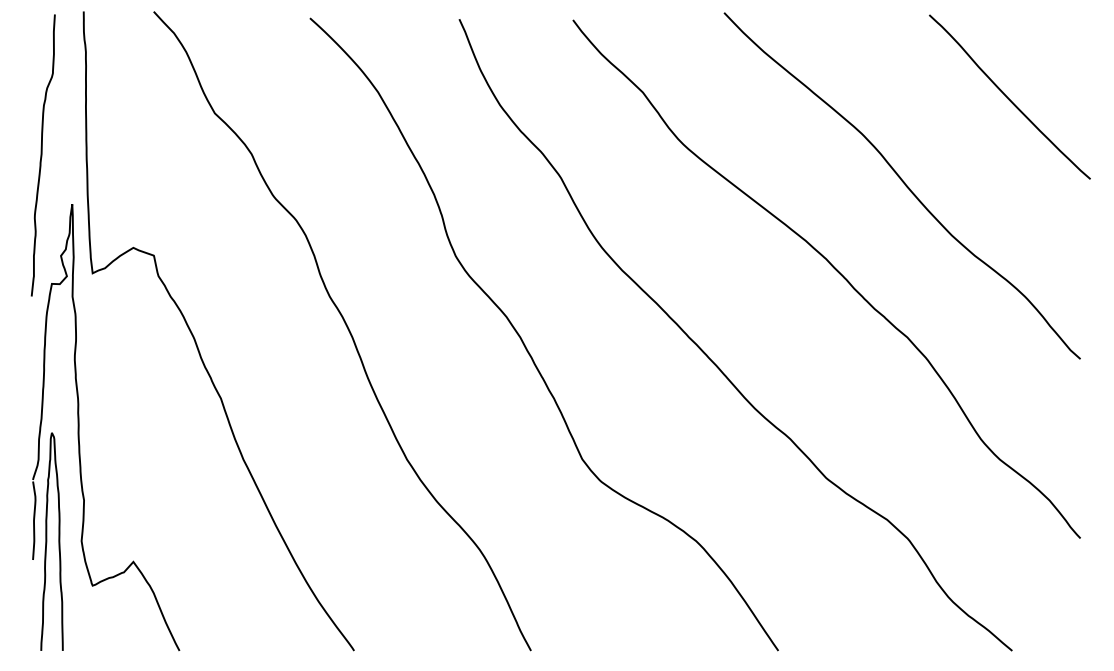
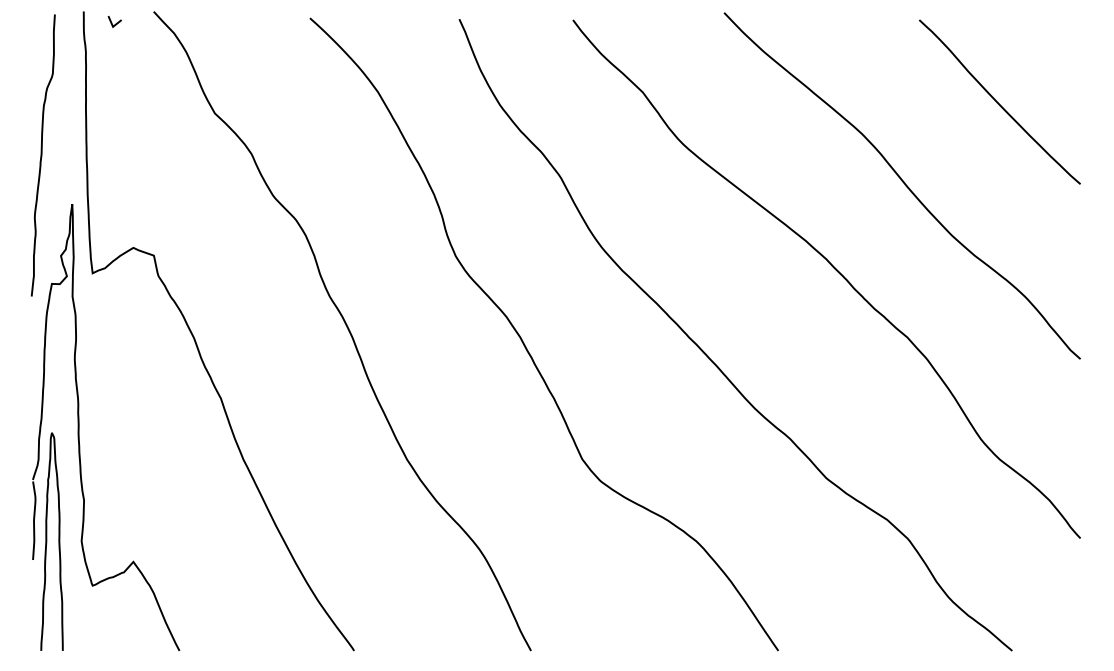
line: none -> present (112, 22)
curve position: (1008, 97) -> (998, 102) (998, 102)
